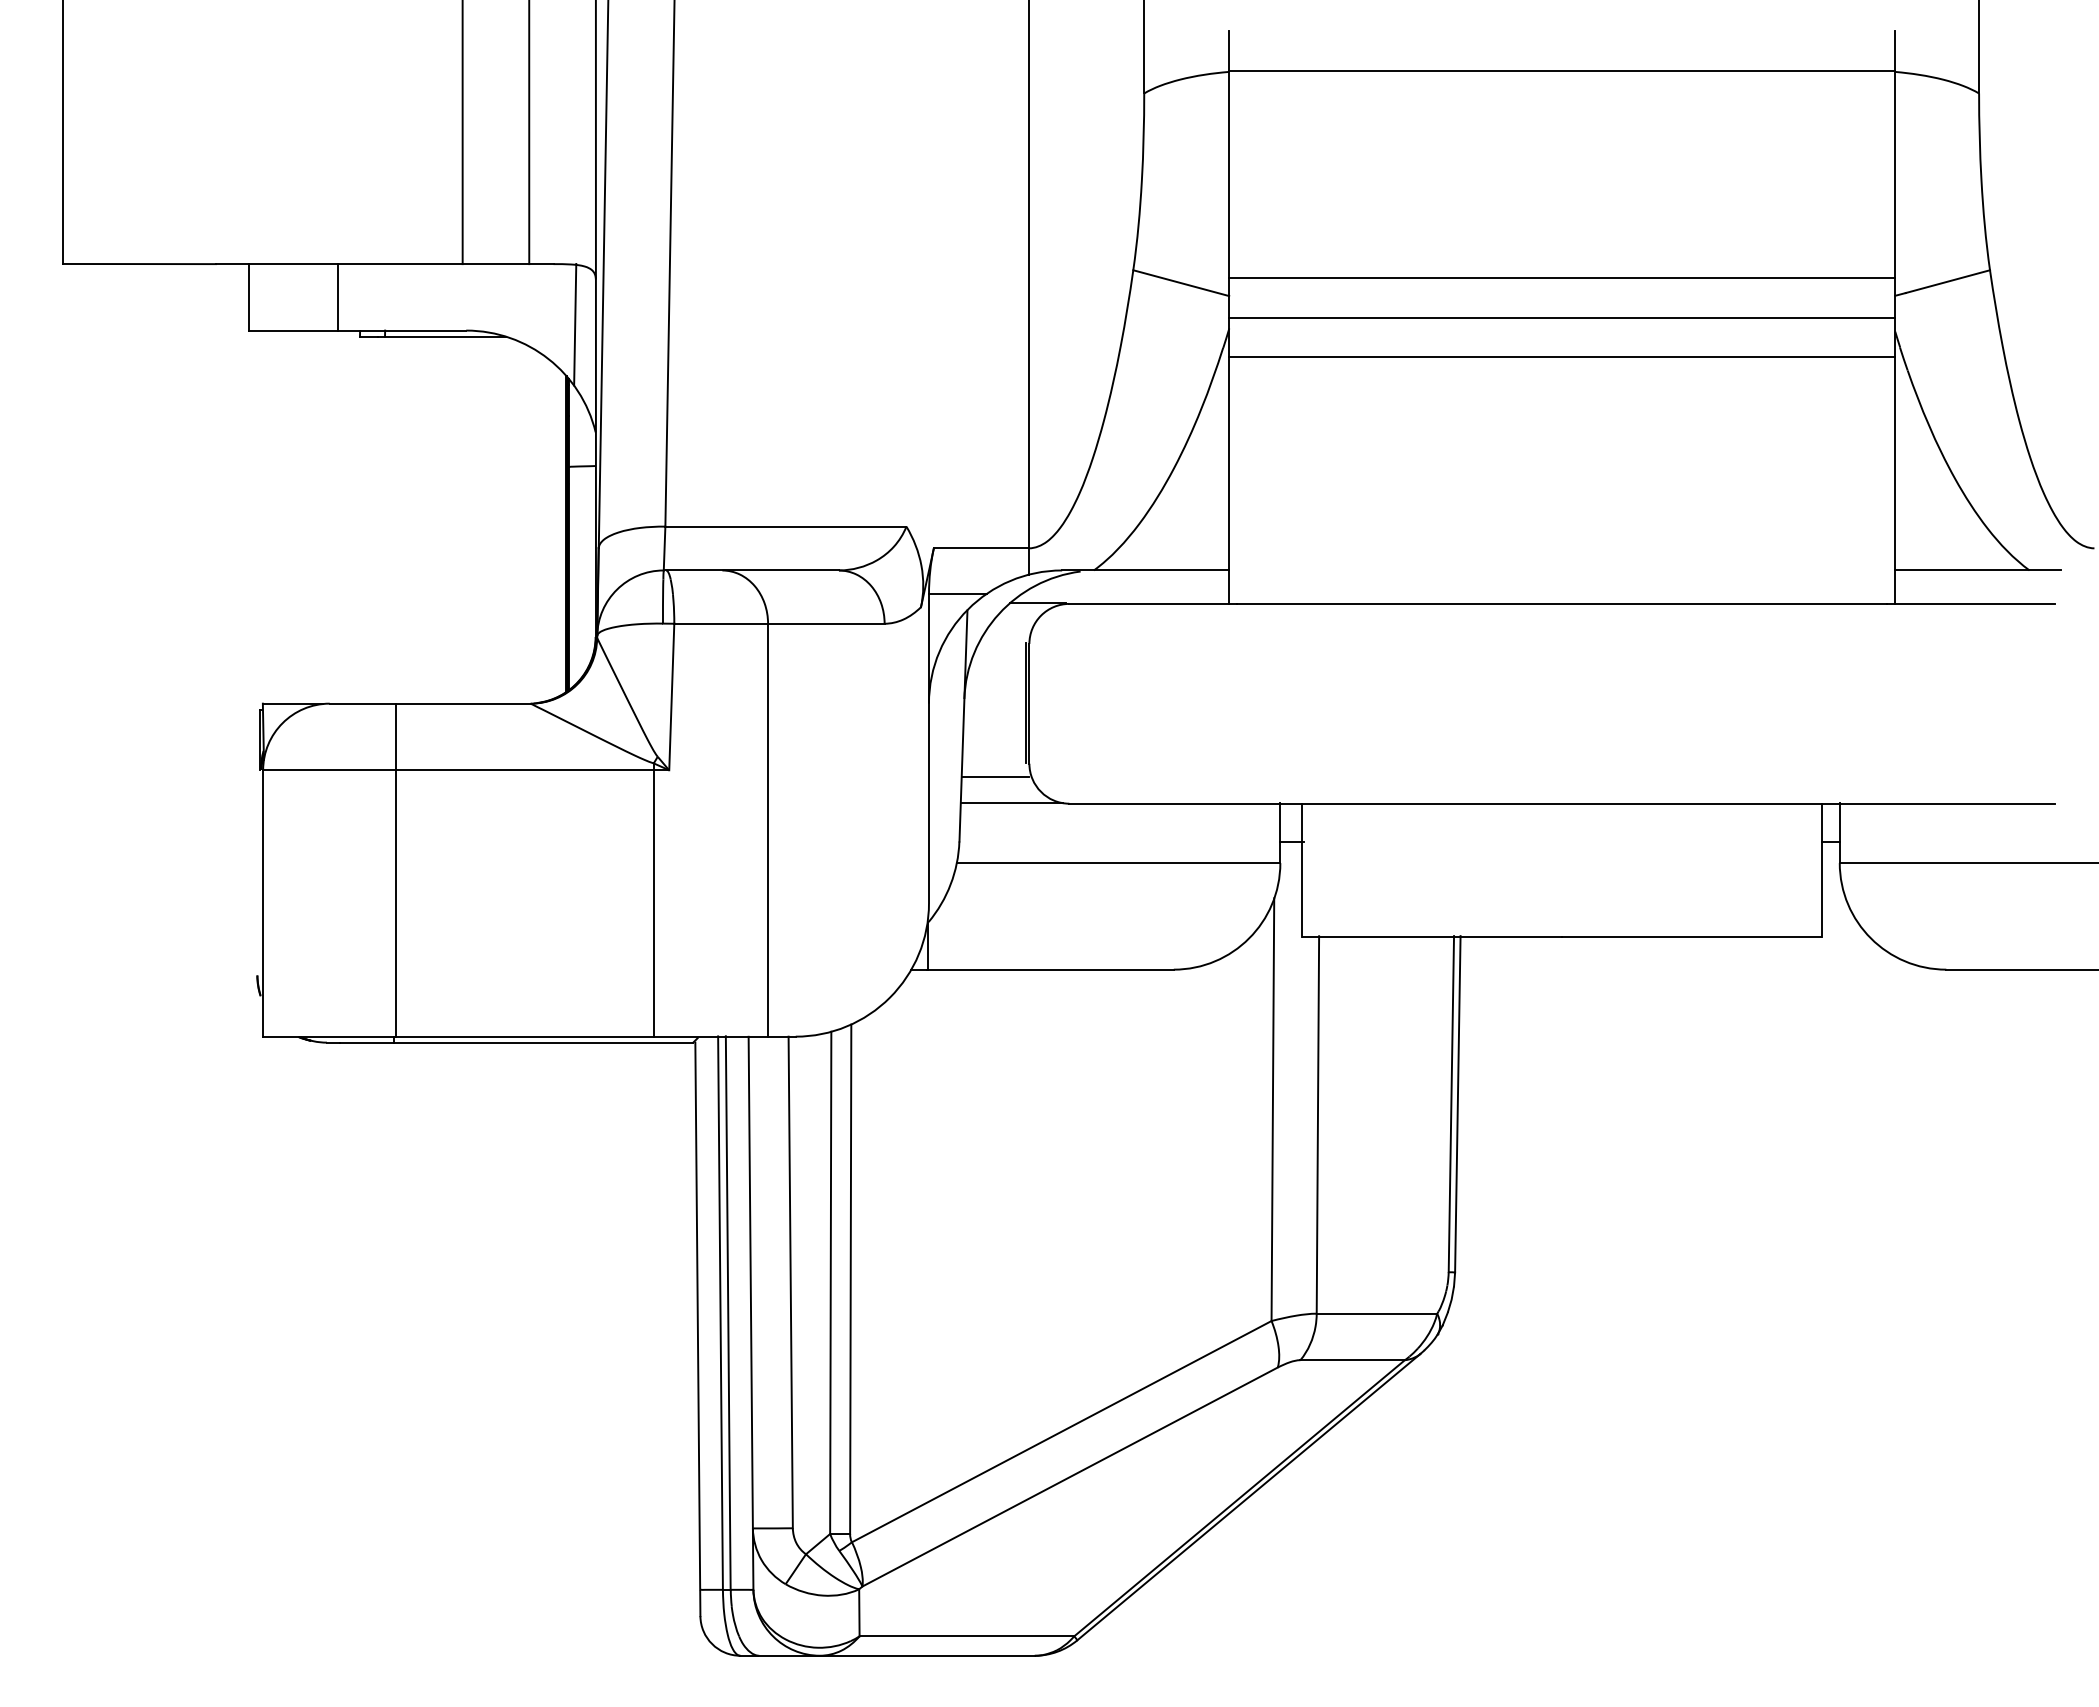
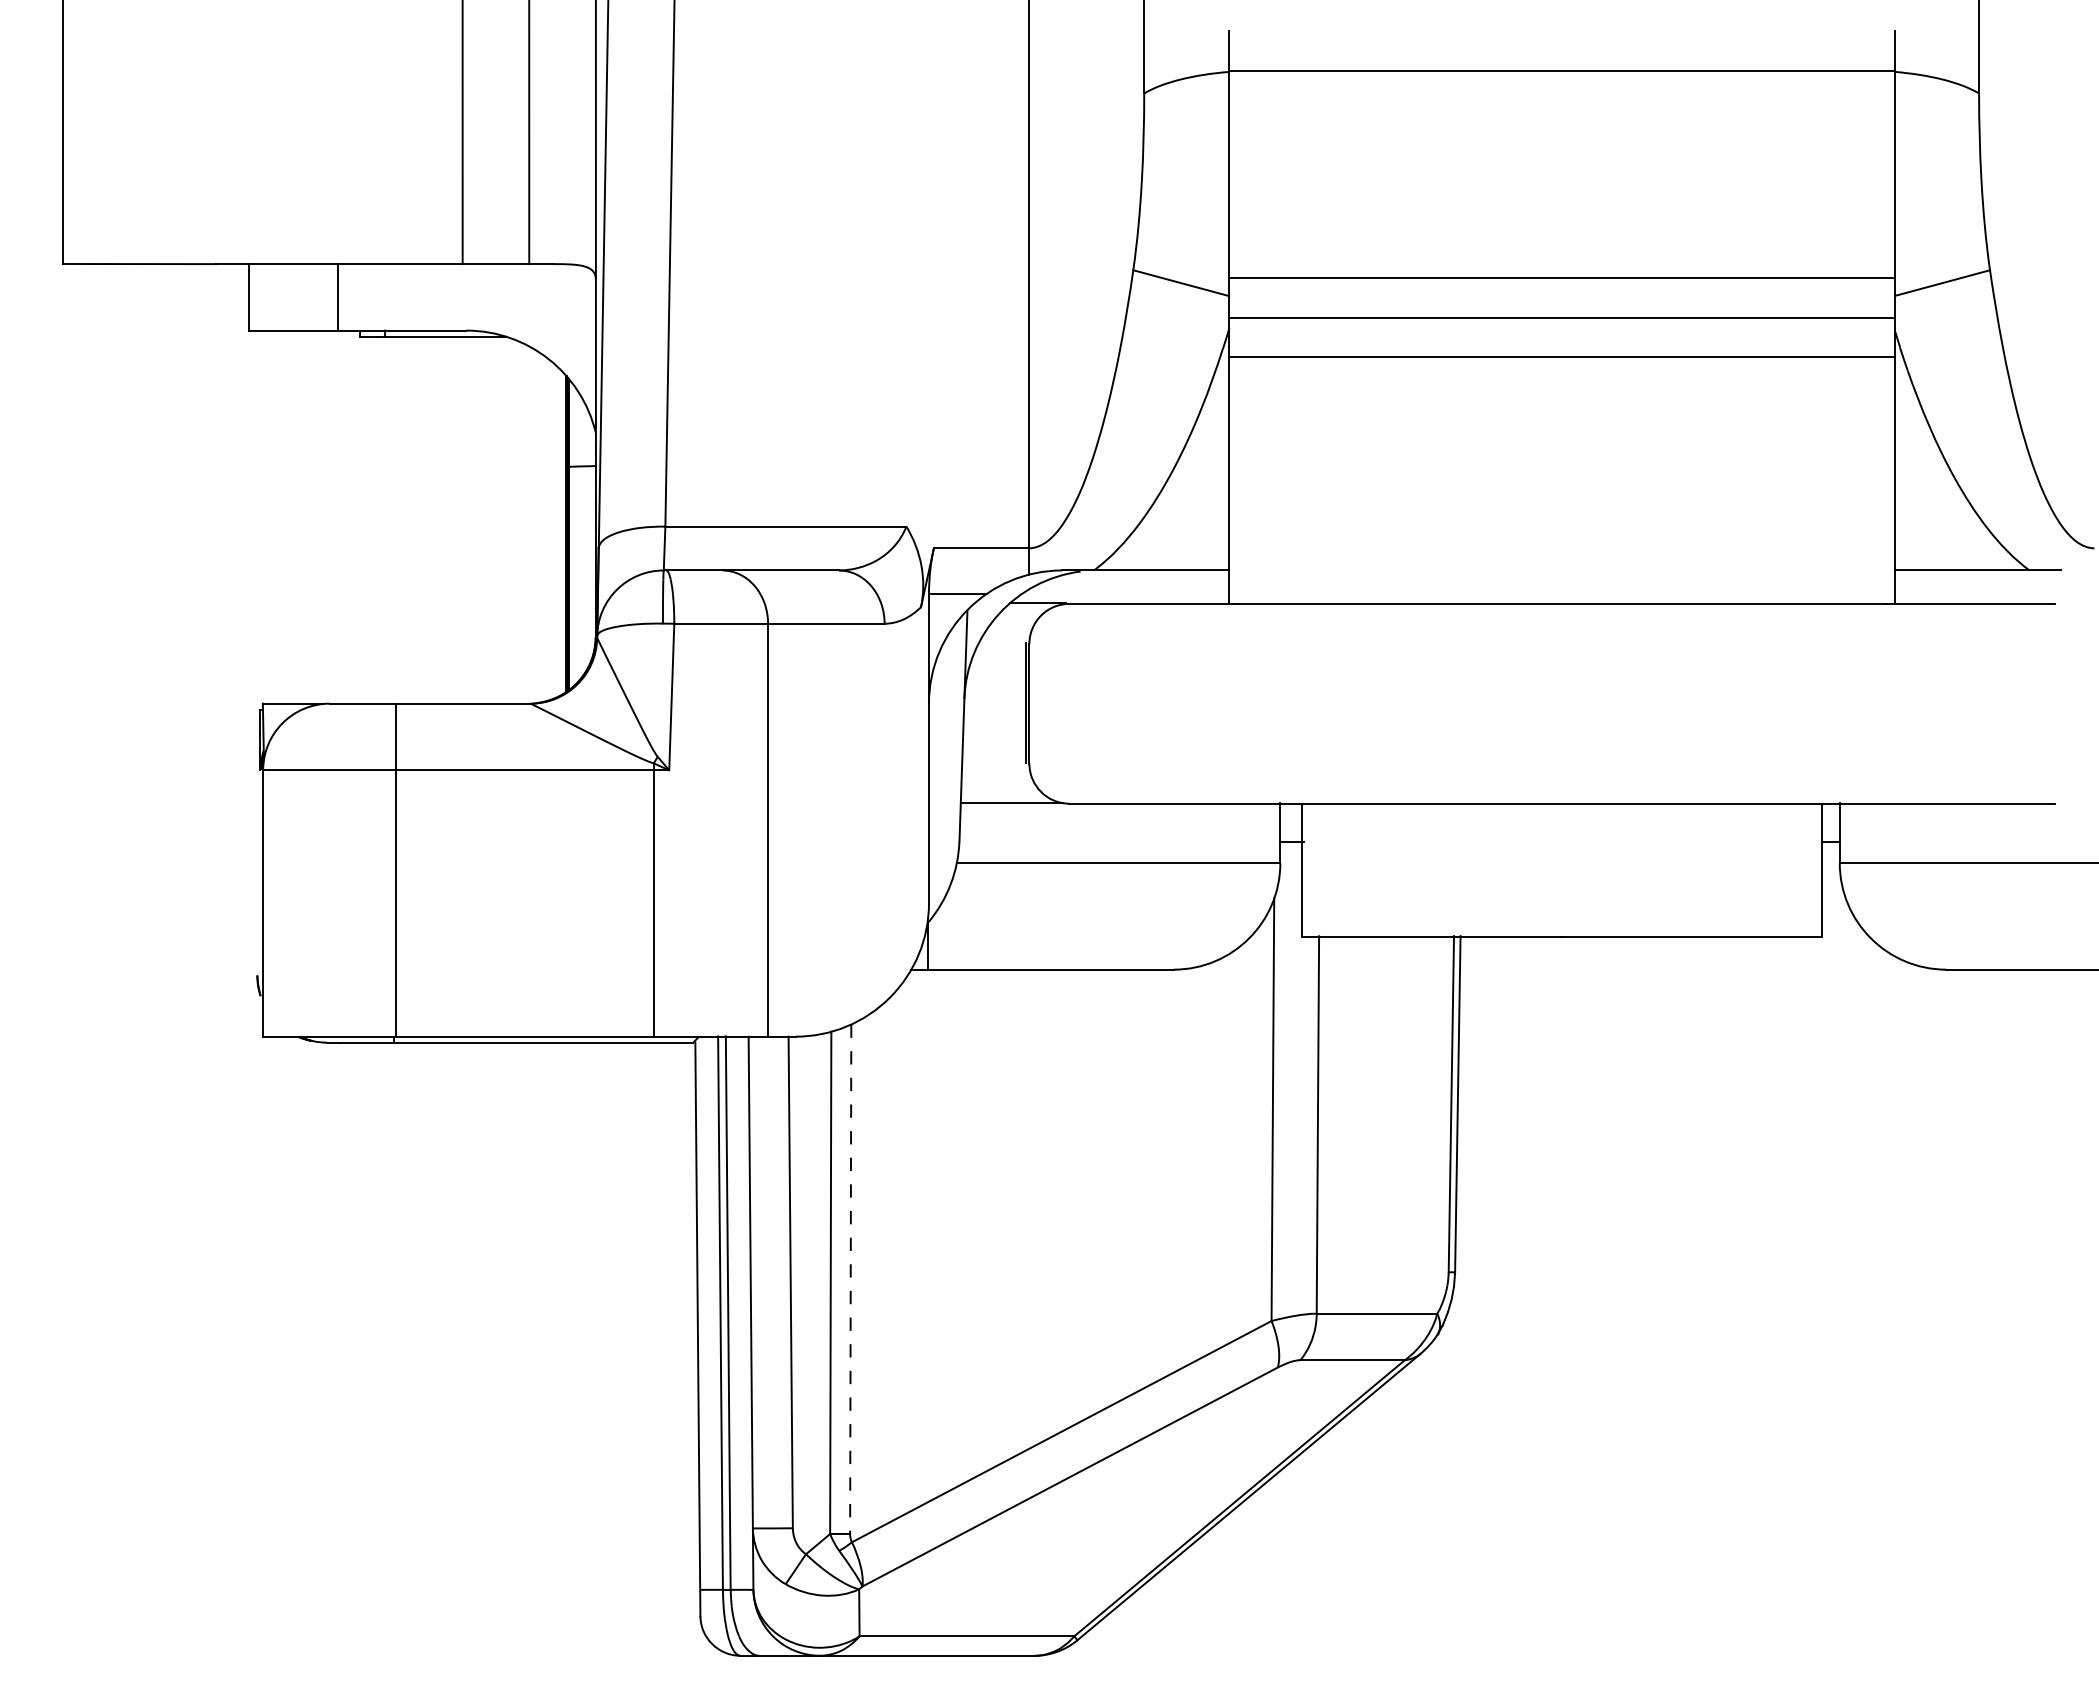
line: present -> none (575, 324)
line: present -> none (995, 776)
line: solid -> dashed (850, 1279)
